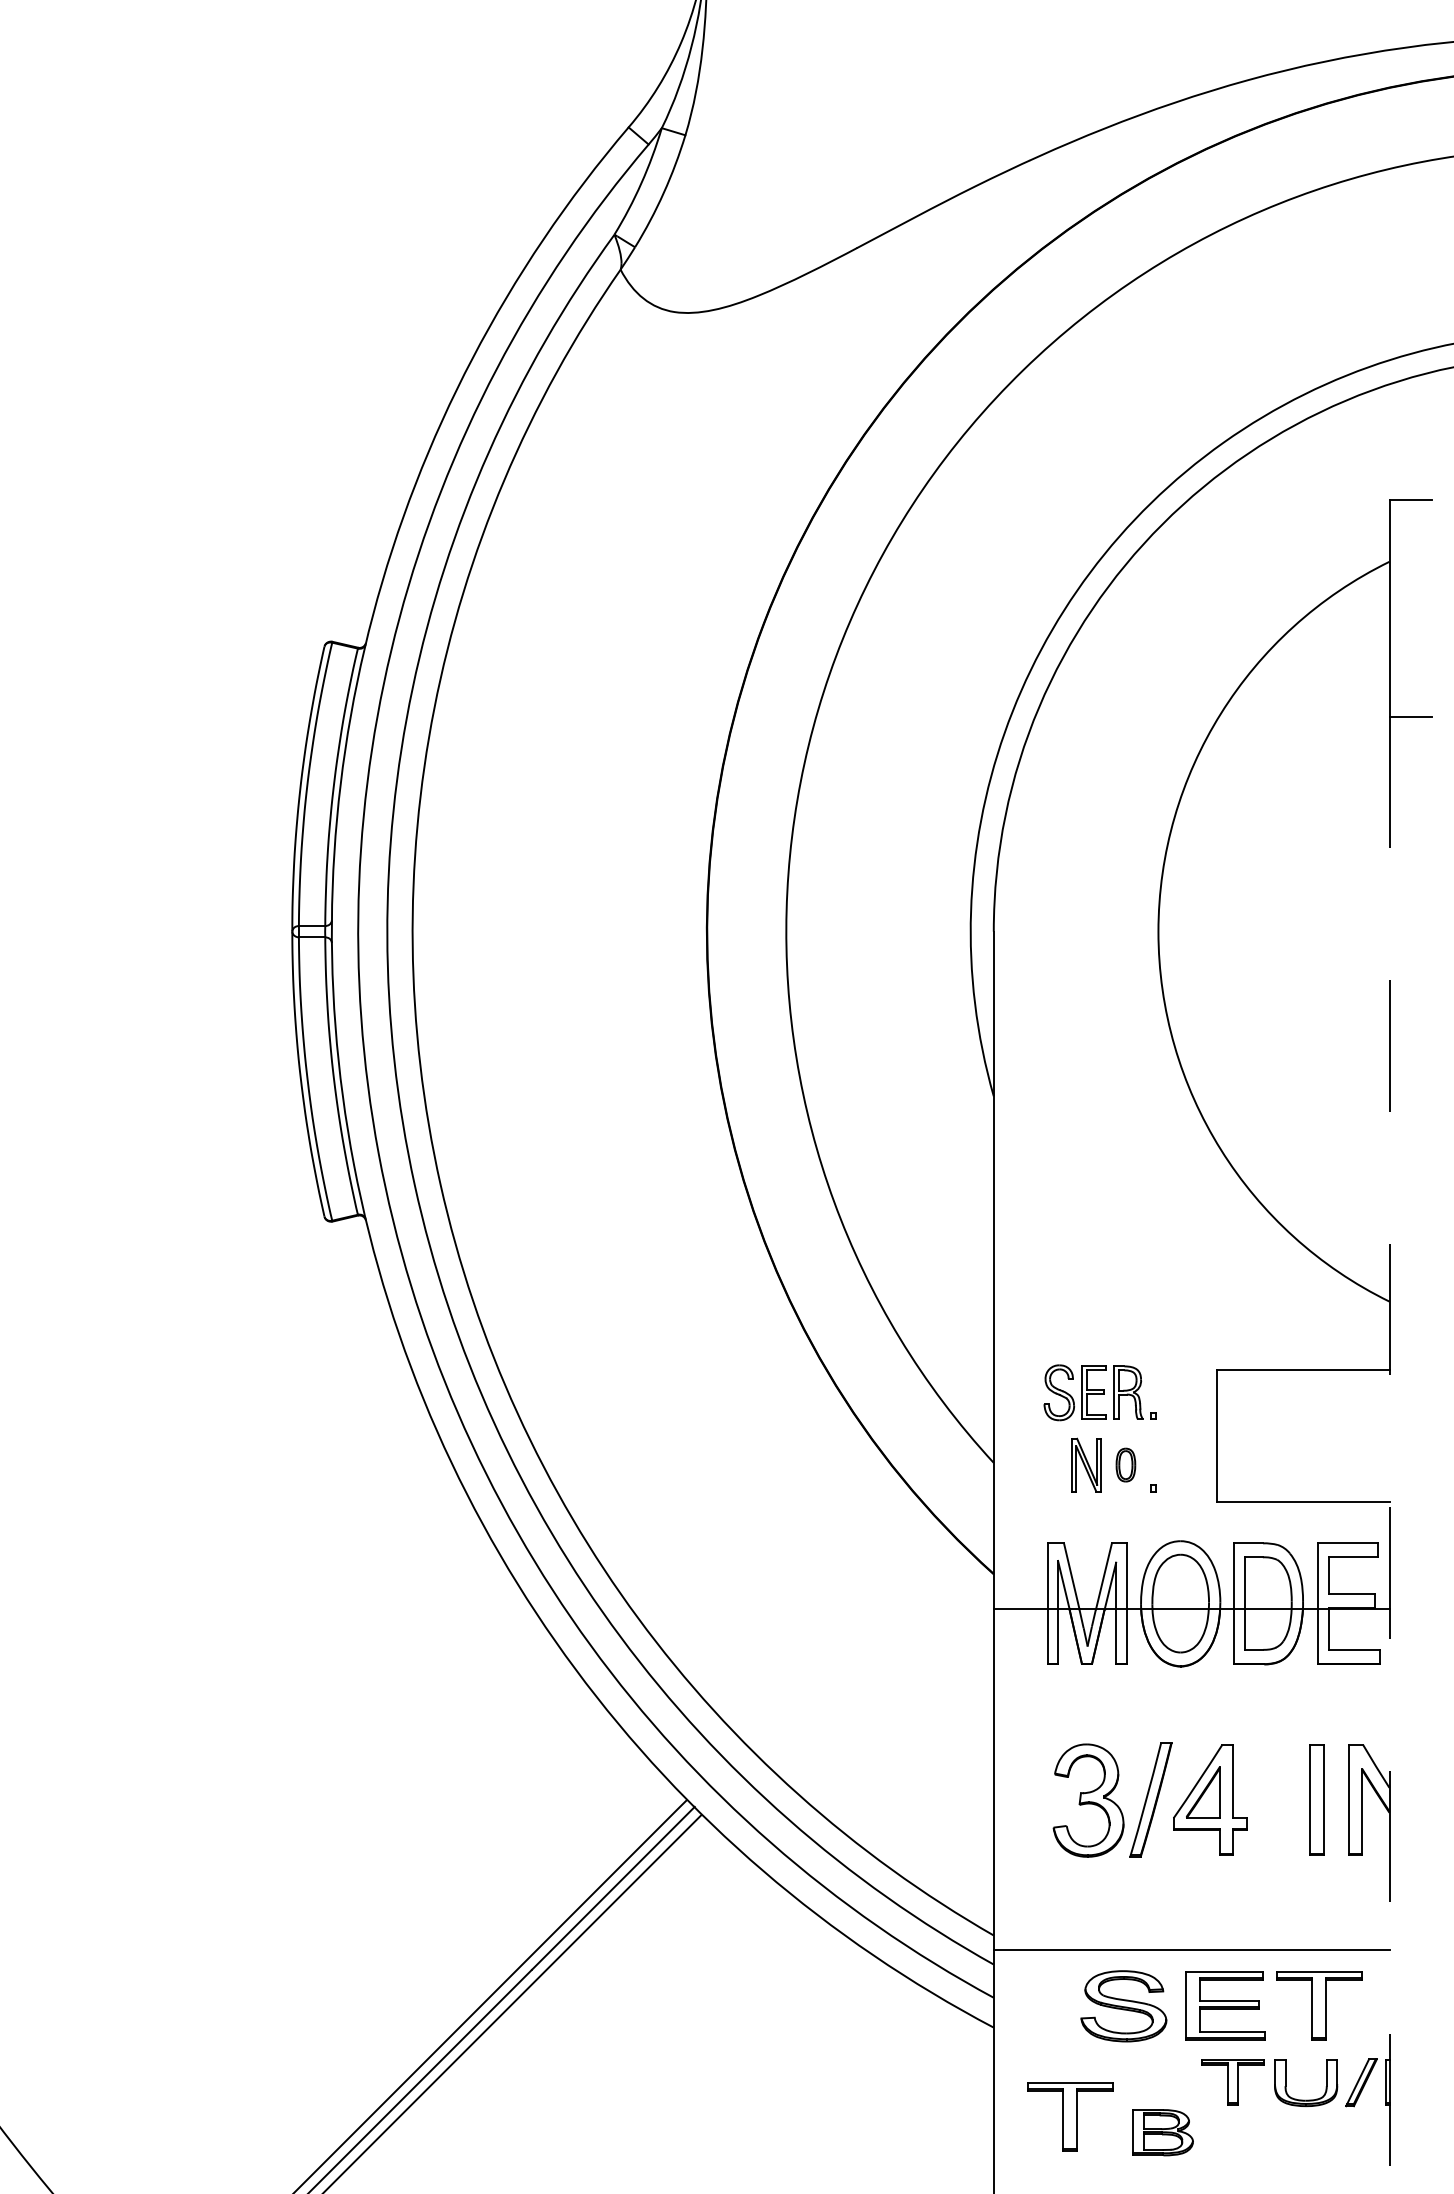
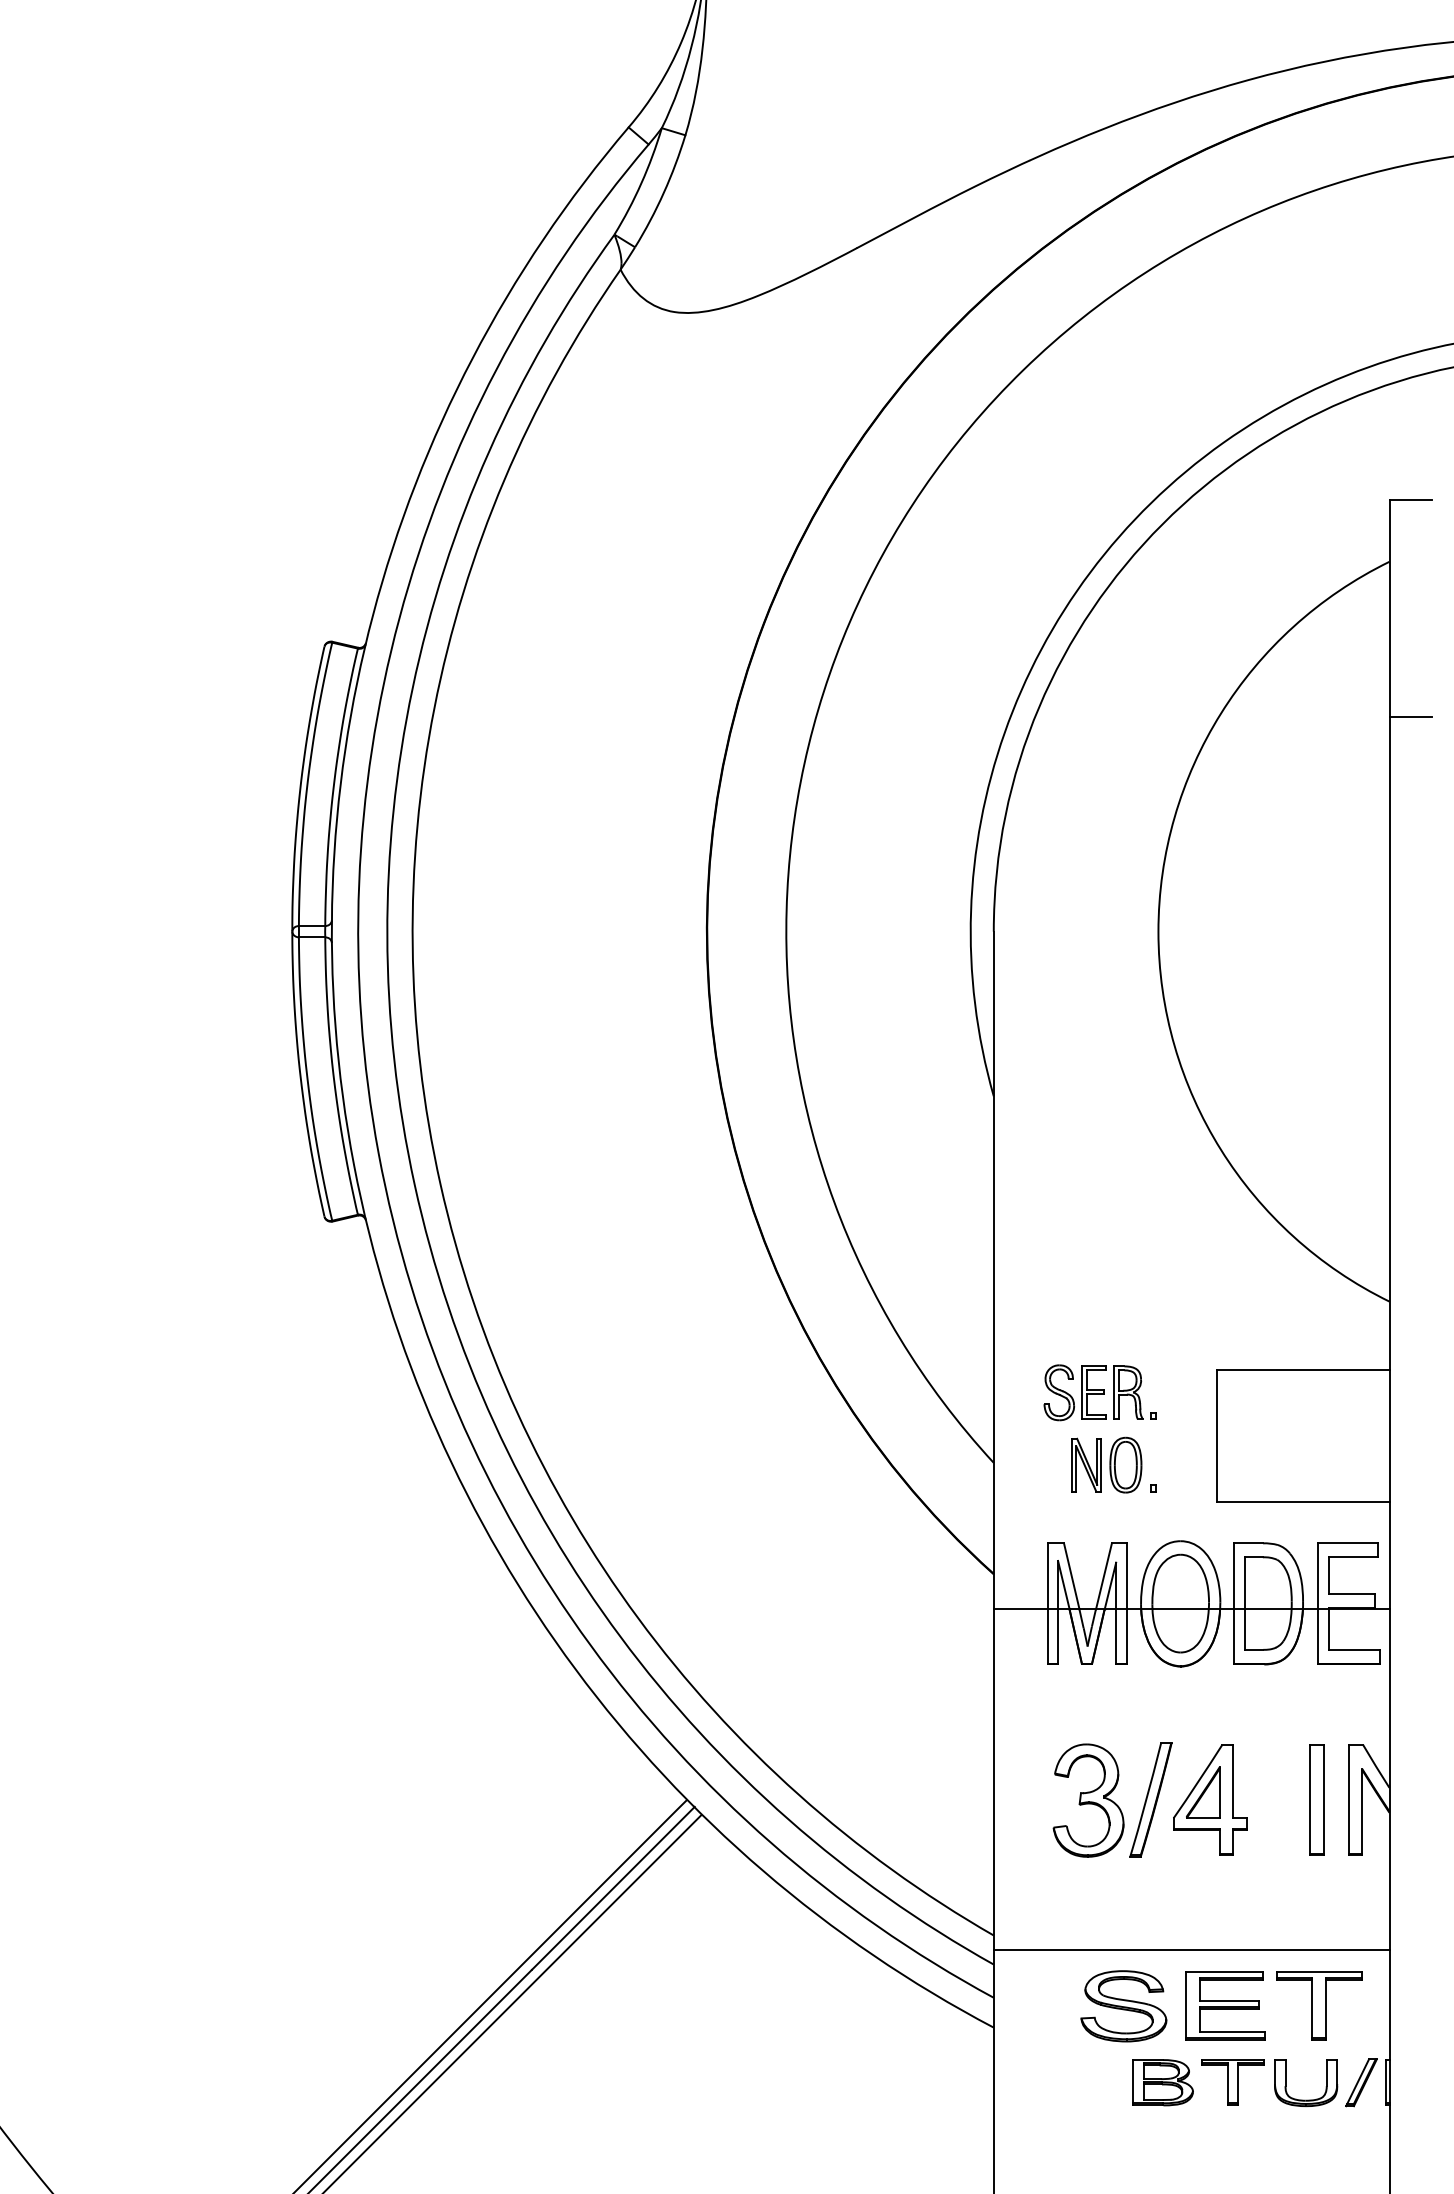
line: dashed -> solid (1389, 1455)
part size: 22x36 px -> 34x58 px (1125, 1464)
part: present -> none (1070, 2116)
part position: (1162, 2132) -> (1162, 2082) (1162, 2082)
